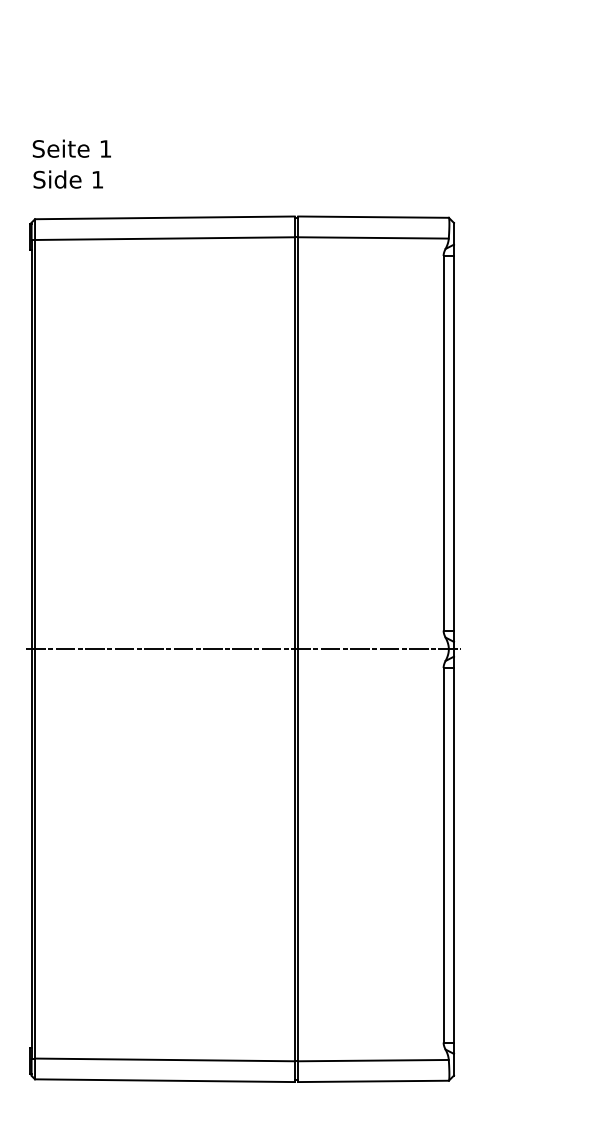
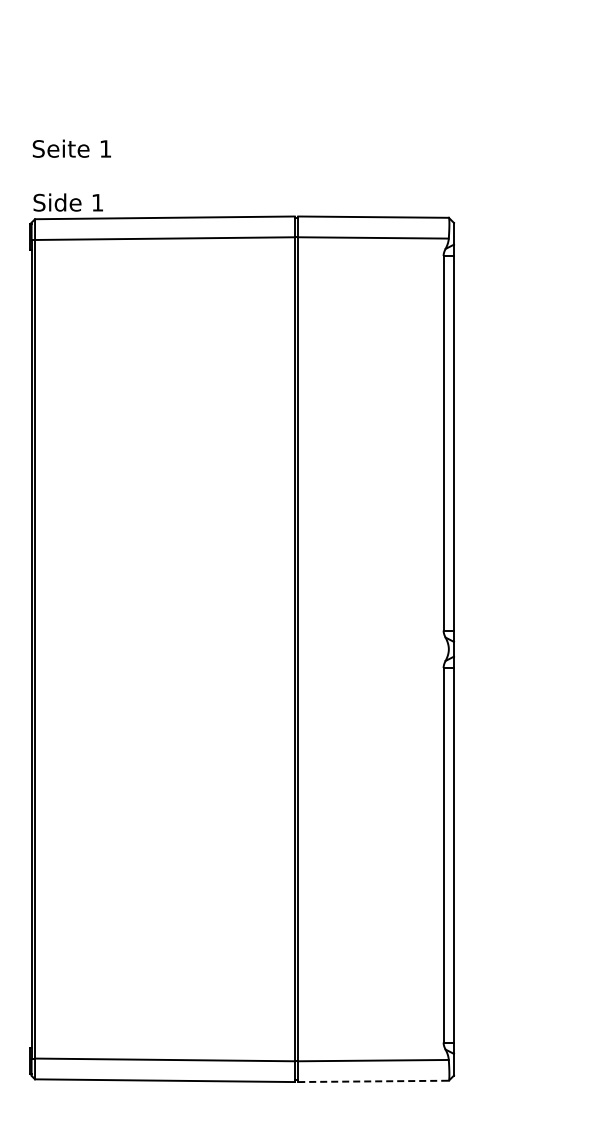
text position: (67, 179) -> (67, 202) (67, 202)
line: present -> none (243, 649)
line: solid -> dashed (374, 1081)
